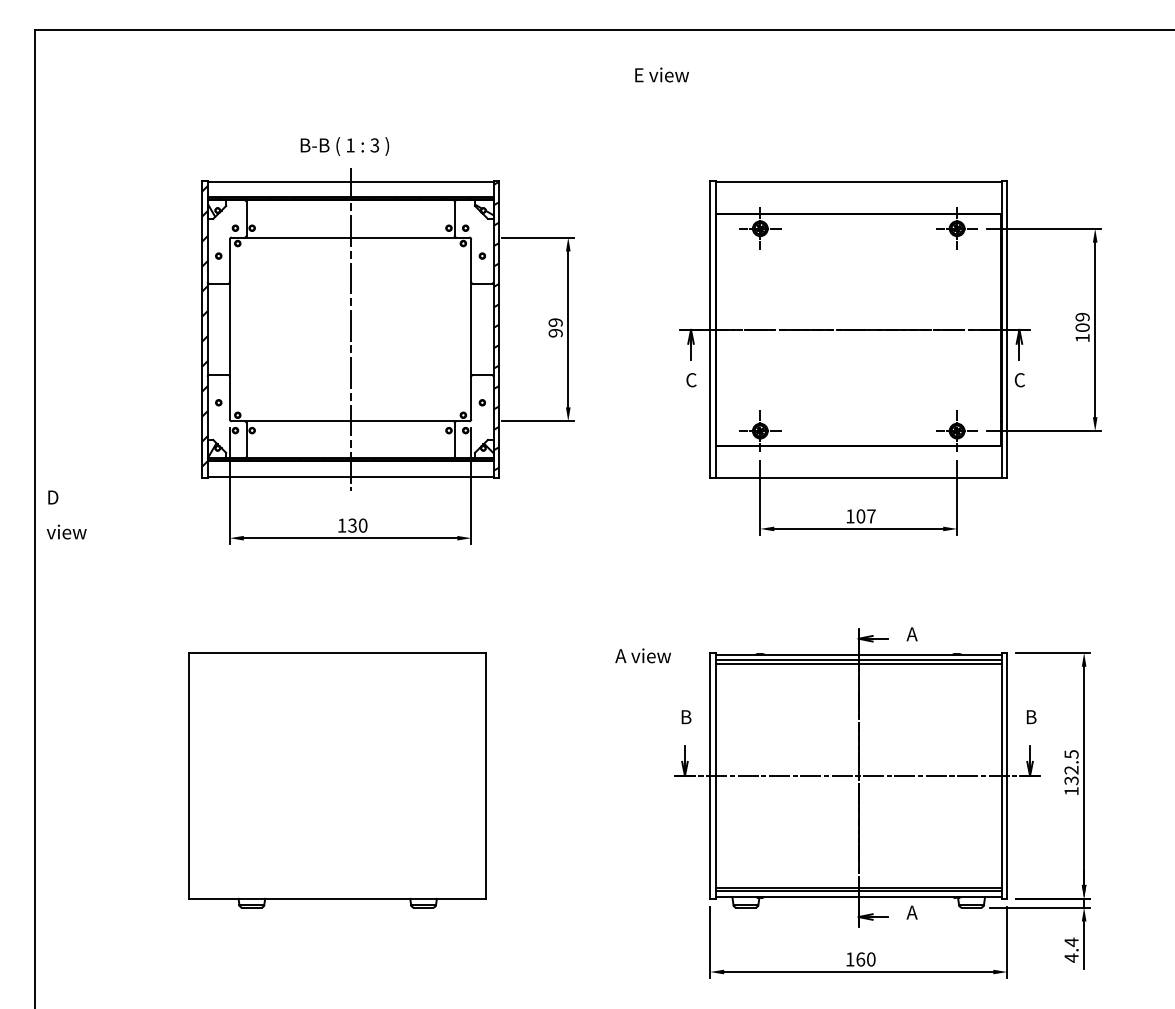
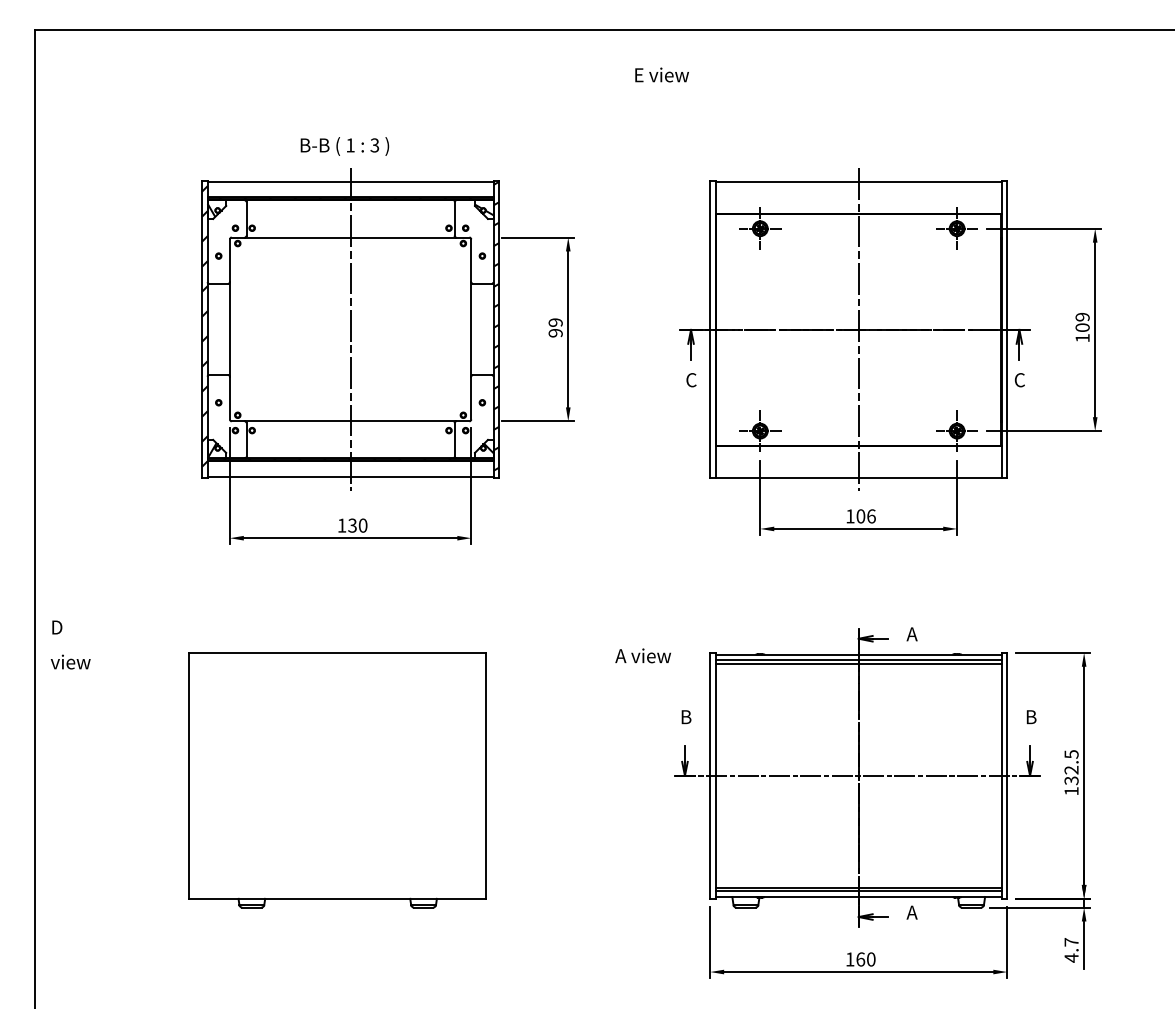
line: none -> present (858, 329)
text position: (66, 514) -> (70, 644) (70, 644)
text: 107 -> 106 (871, 516)
text: 4.4 -> 4.7 (1071, 942)
